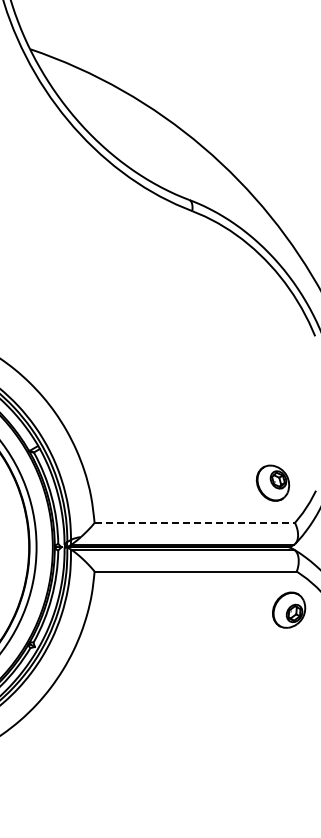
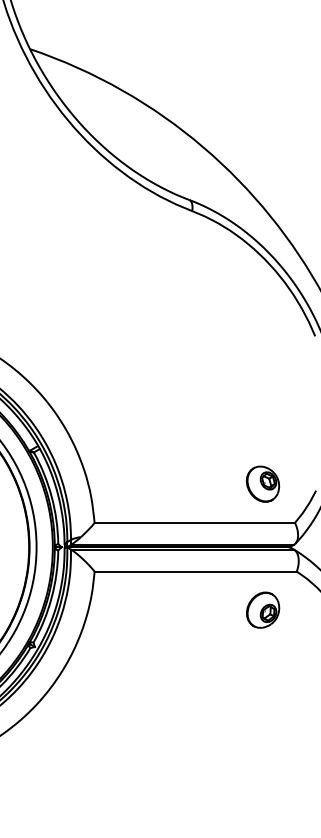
part position: (272, 482) -> (262, 483) (262, 483)
line: dashed -> solid (195, 522)
part position: (289, 609) -> (263, 609) (263, 609)
